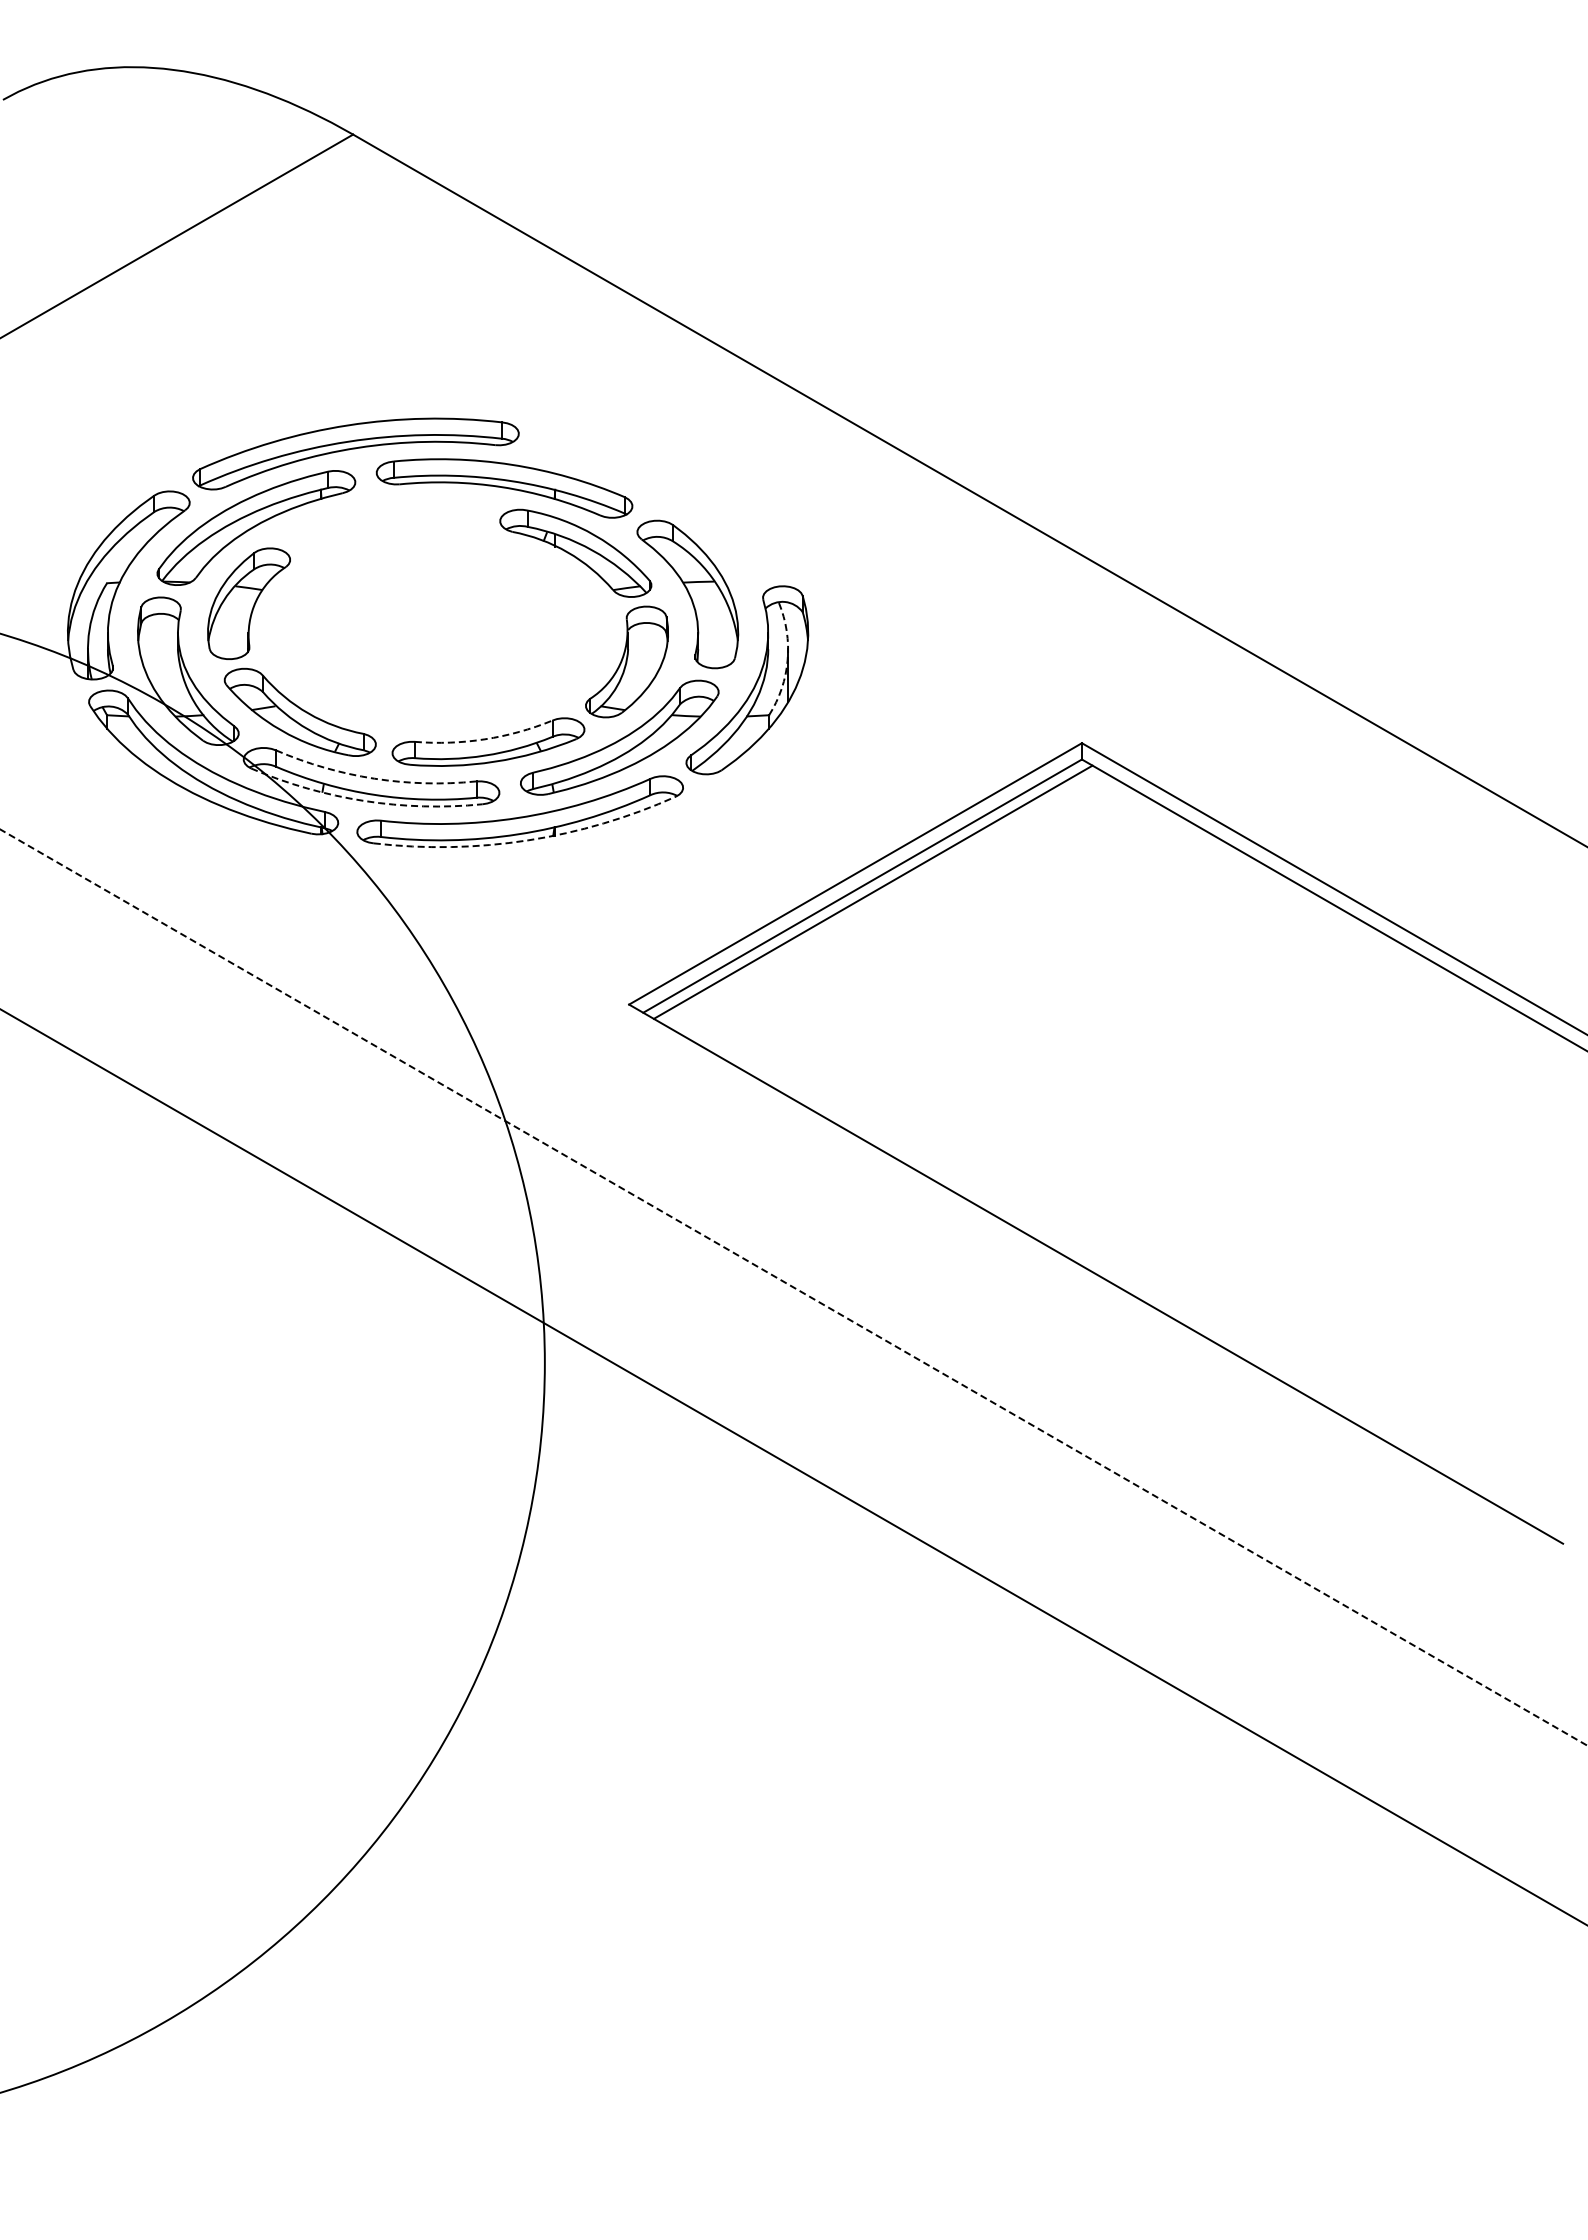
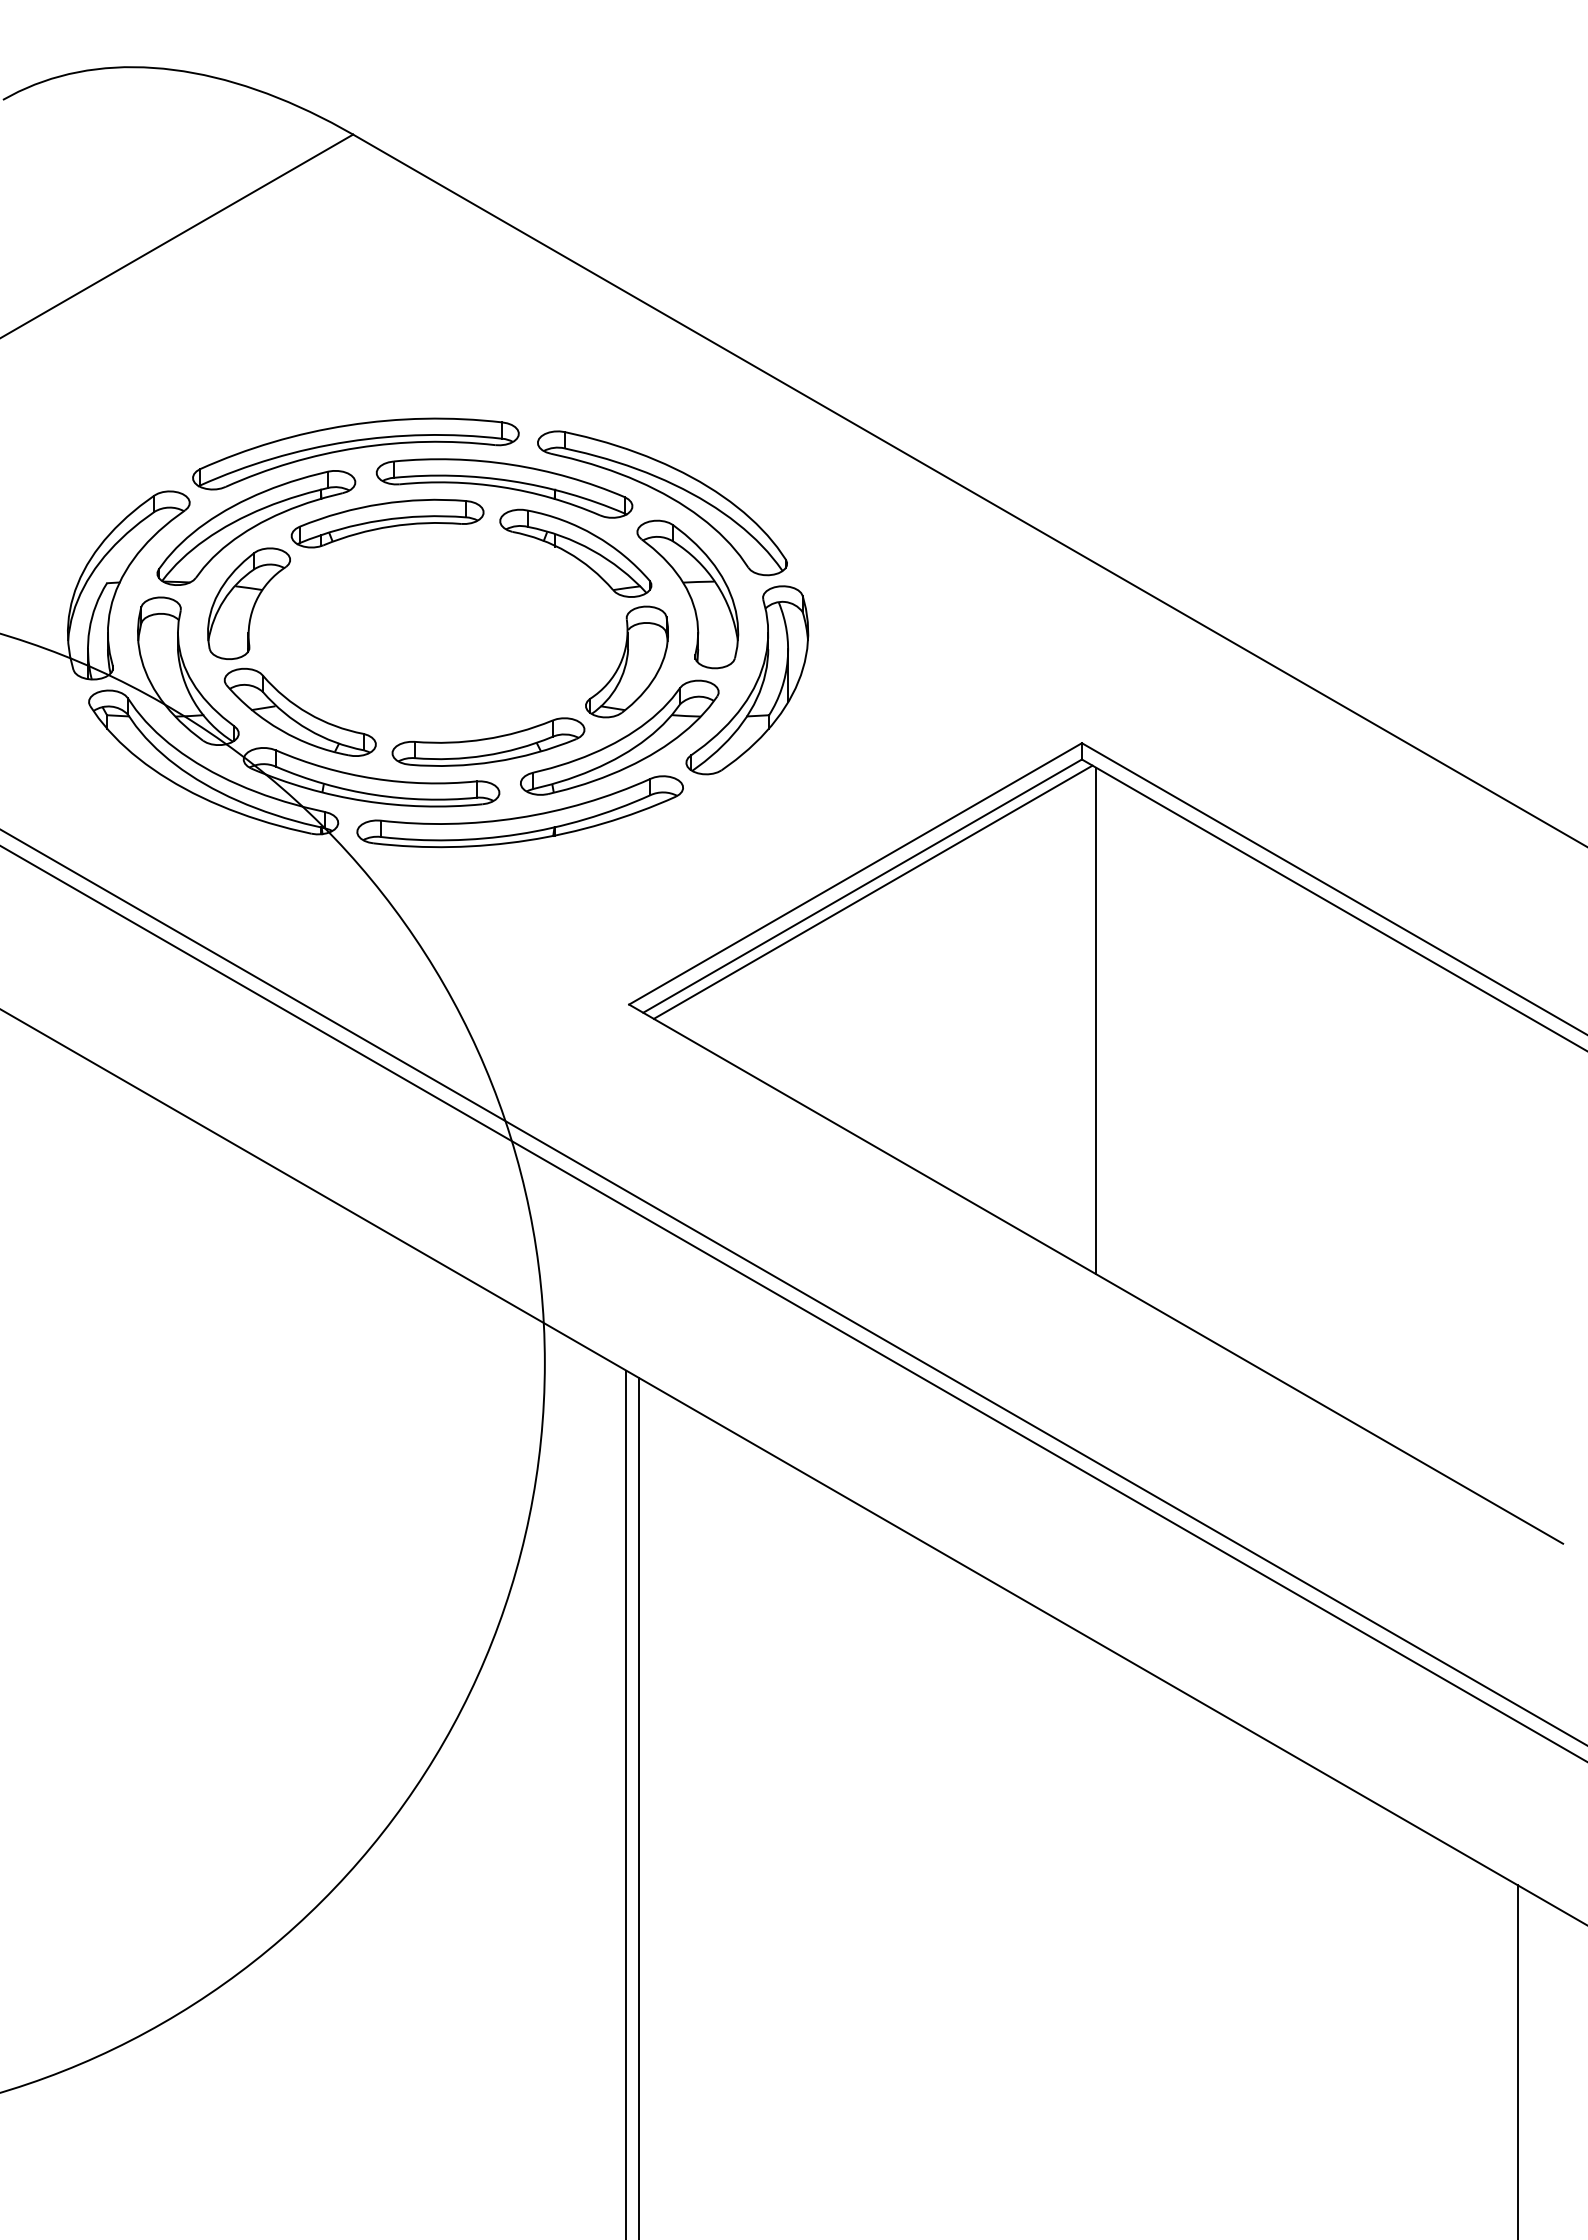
part: none -> present (666, 496)
part: none -> present (387, 523)
arc: dashed -> solid (787, 660)
arc: dashed -> solid (484, 739)
arc: dashed -> solid (374, 778)
arc: dashed -> solid (364, 801)
arc: dashed -> solid (528, 840)
line: none -> present (1096, 1020)
line: dashed -> solid (793, 1287)
line: none -> present (793, 1303)
line: none -> present (626, 1803)
line: none -> present (639, 1807)
line: none -> present (1517, 2060)
